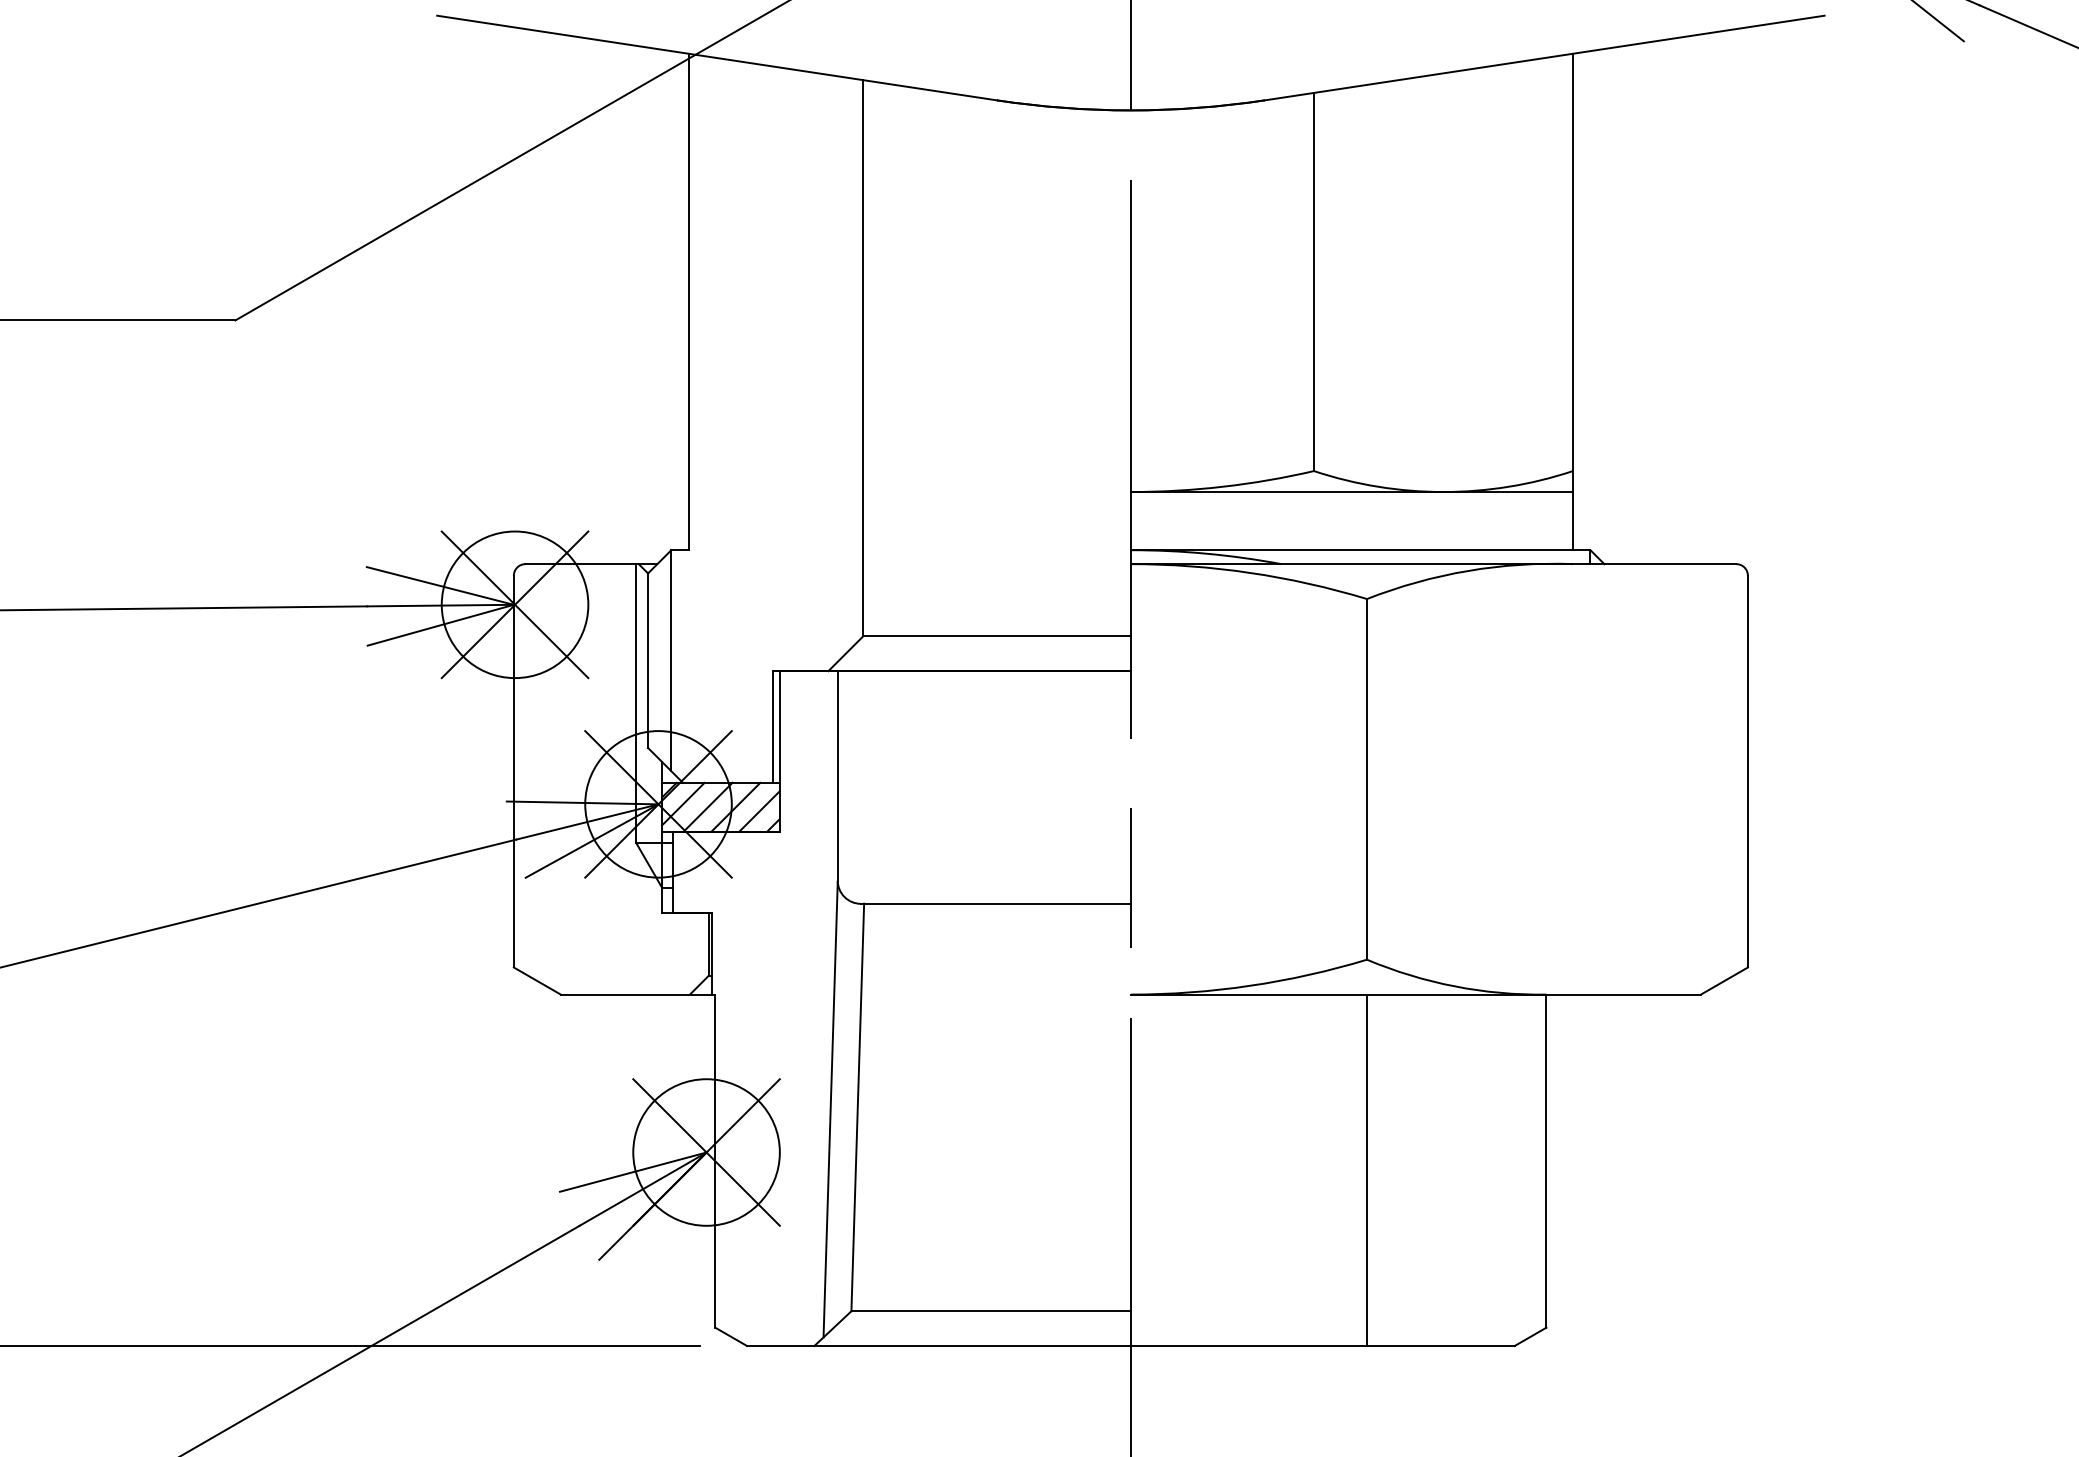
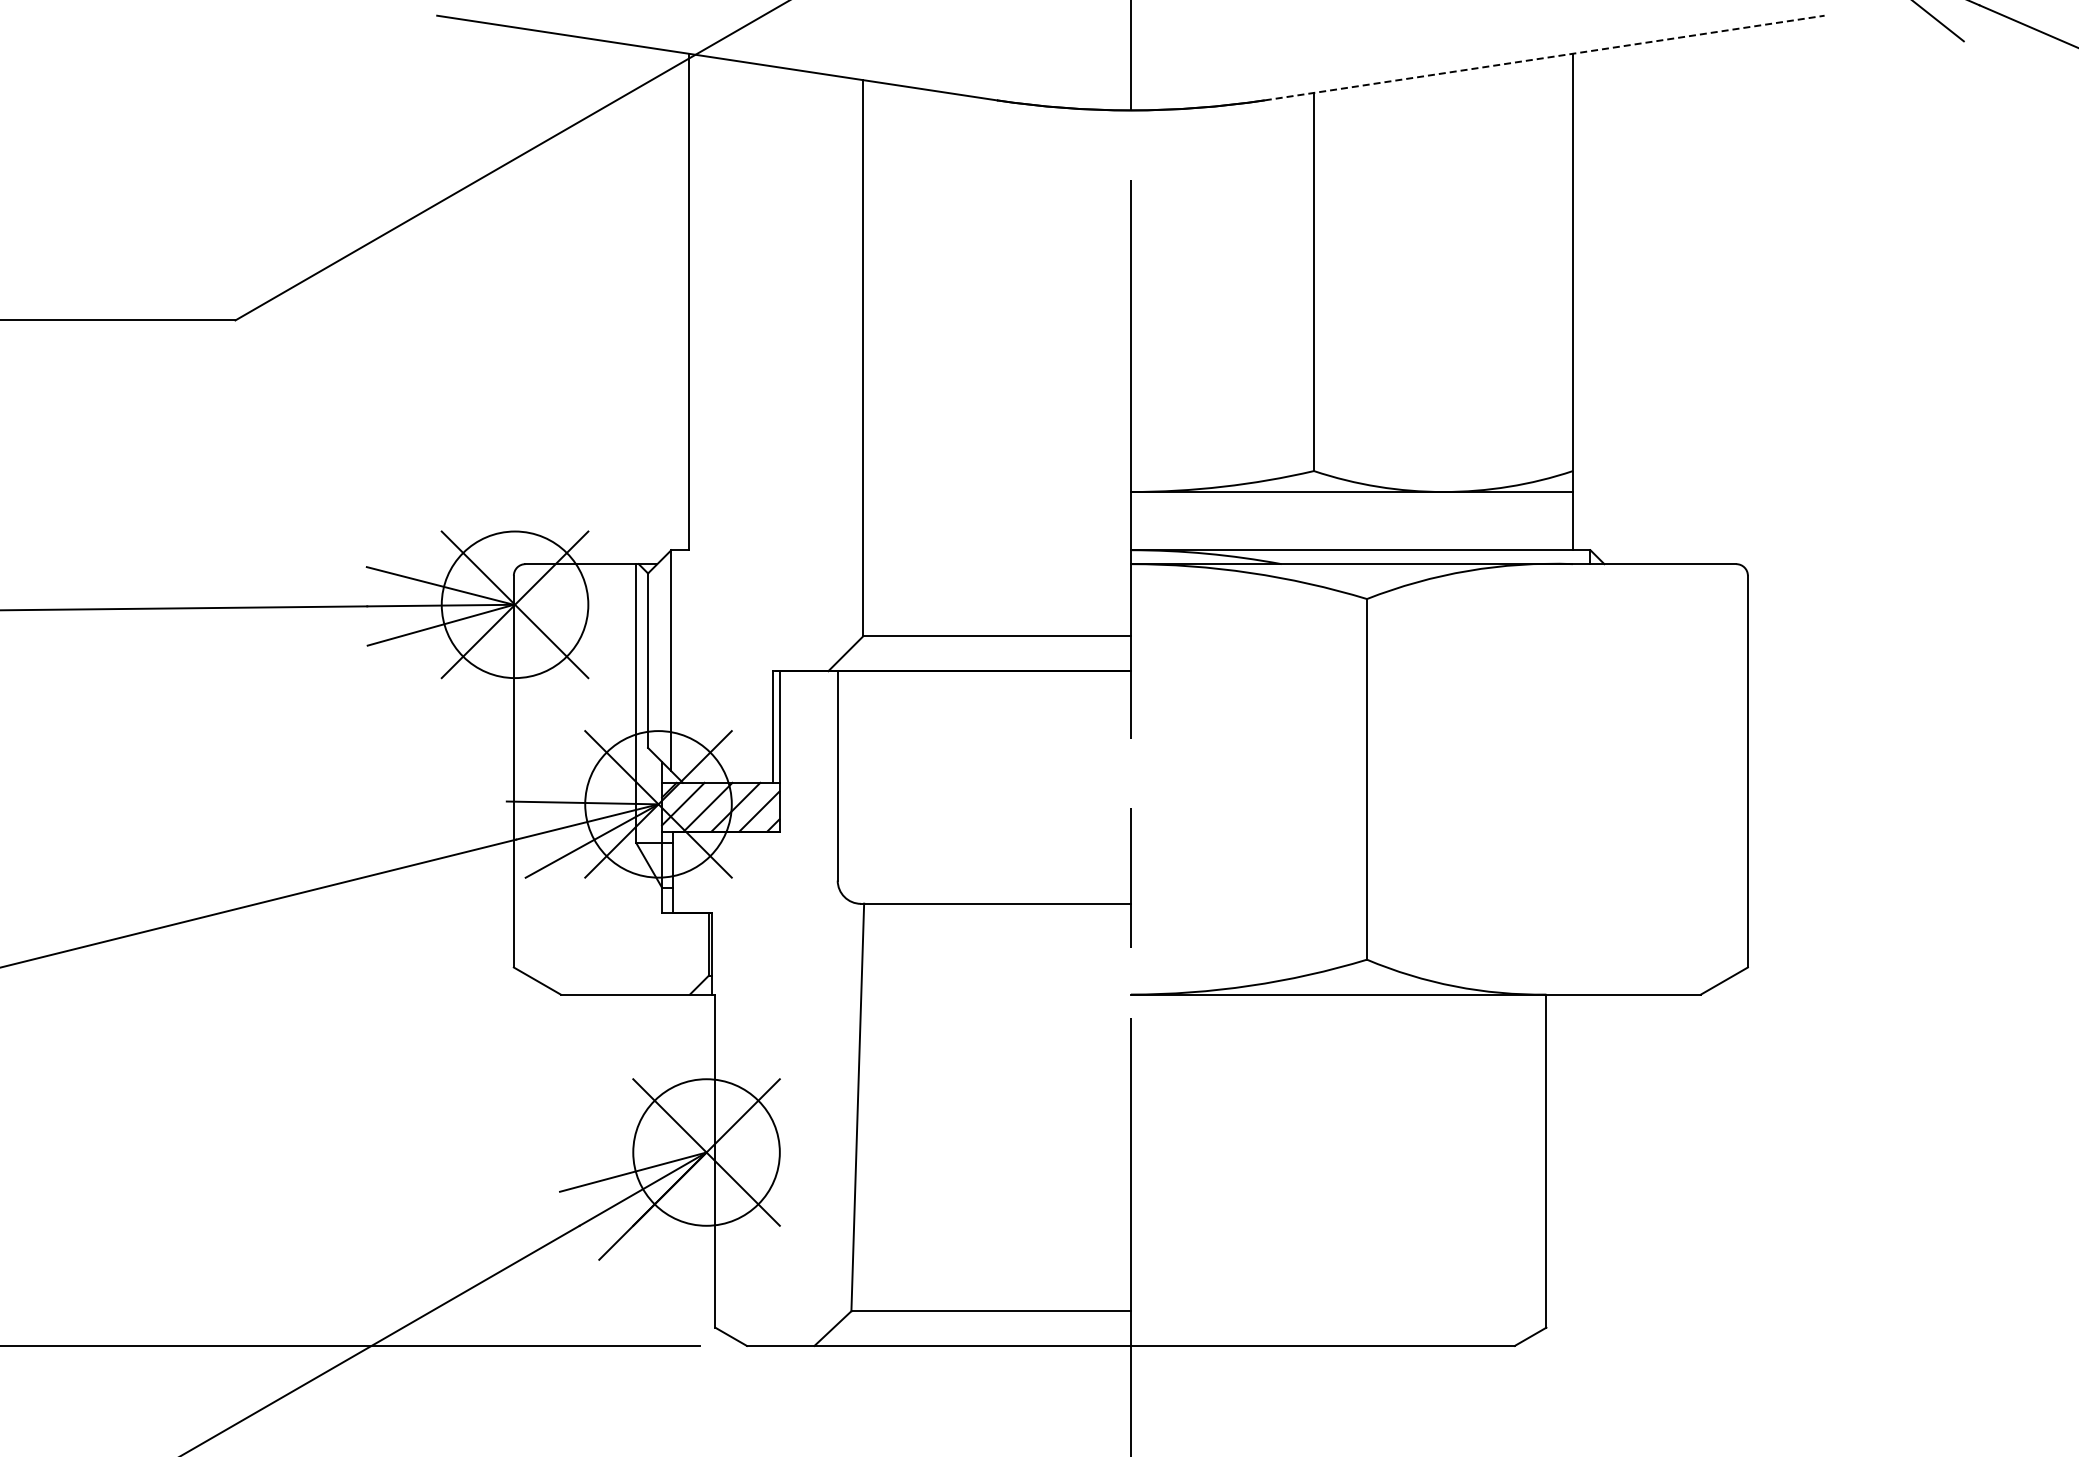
line: solid -> dashed (1545, 57)
line: present -> none (830, 1109)
line: present -> none (1367, 1170)
